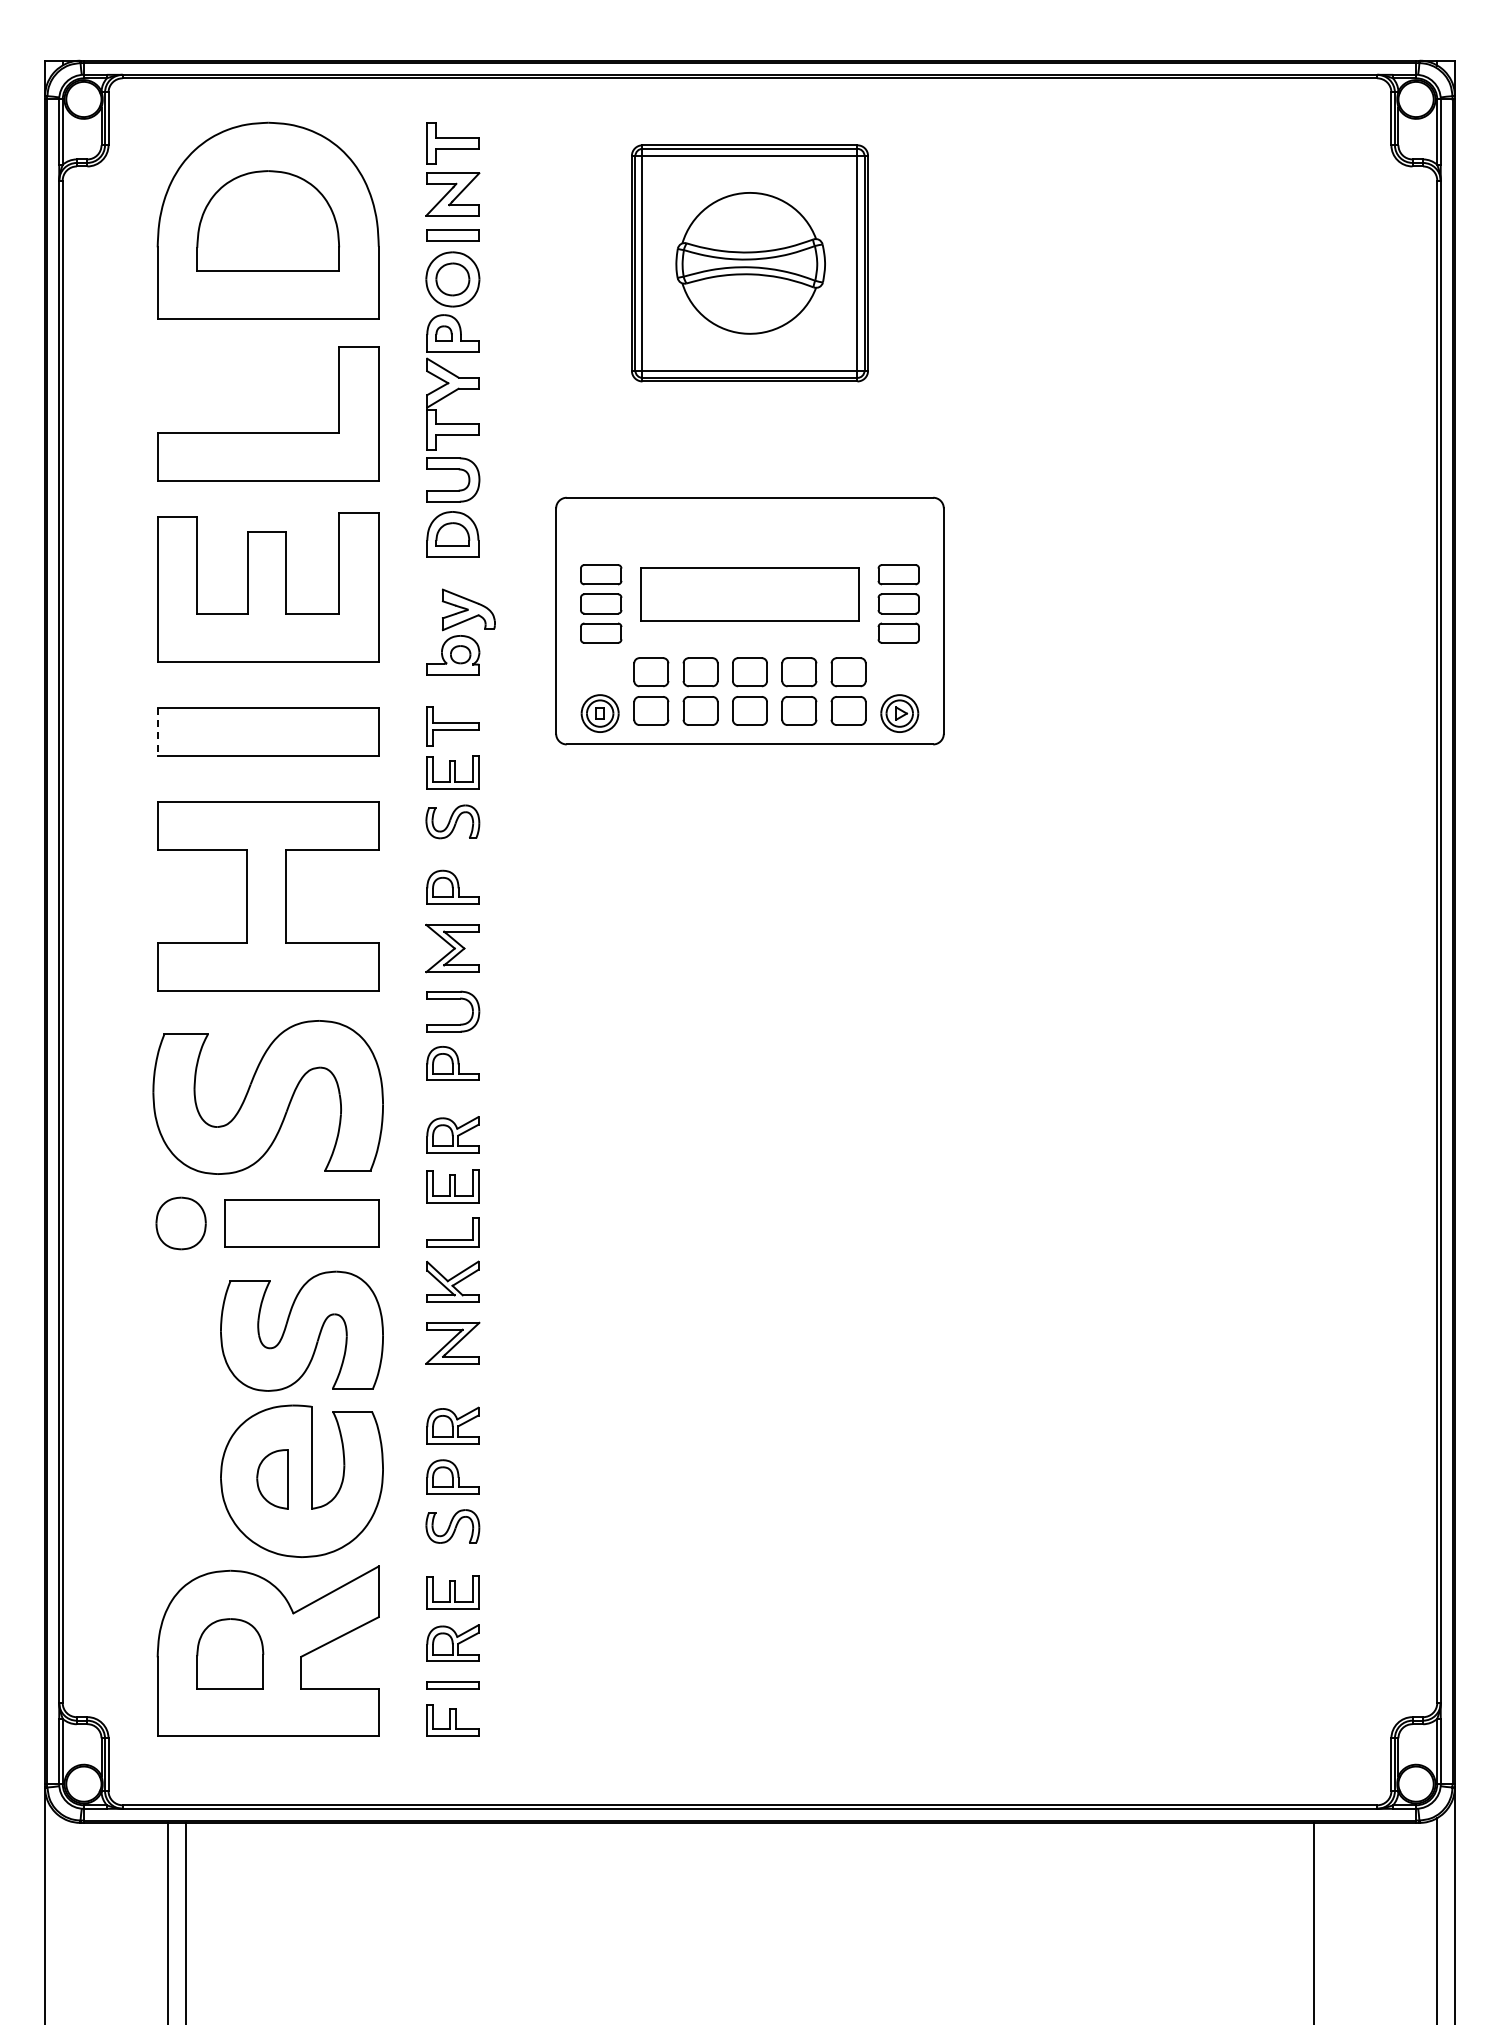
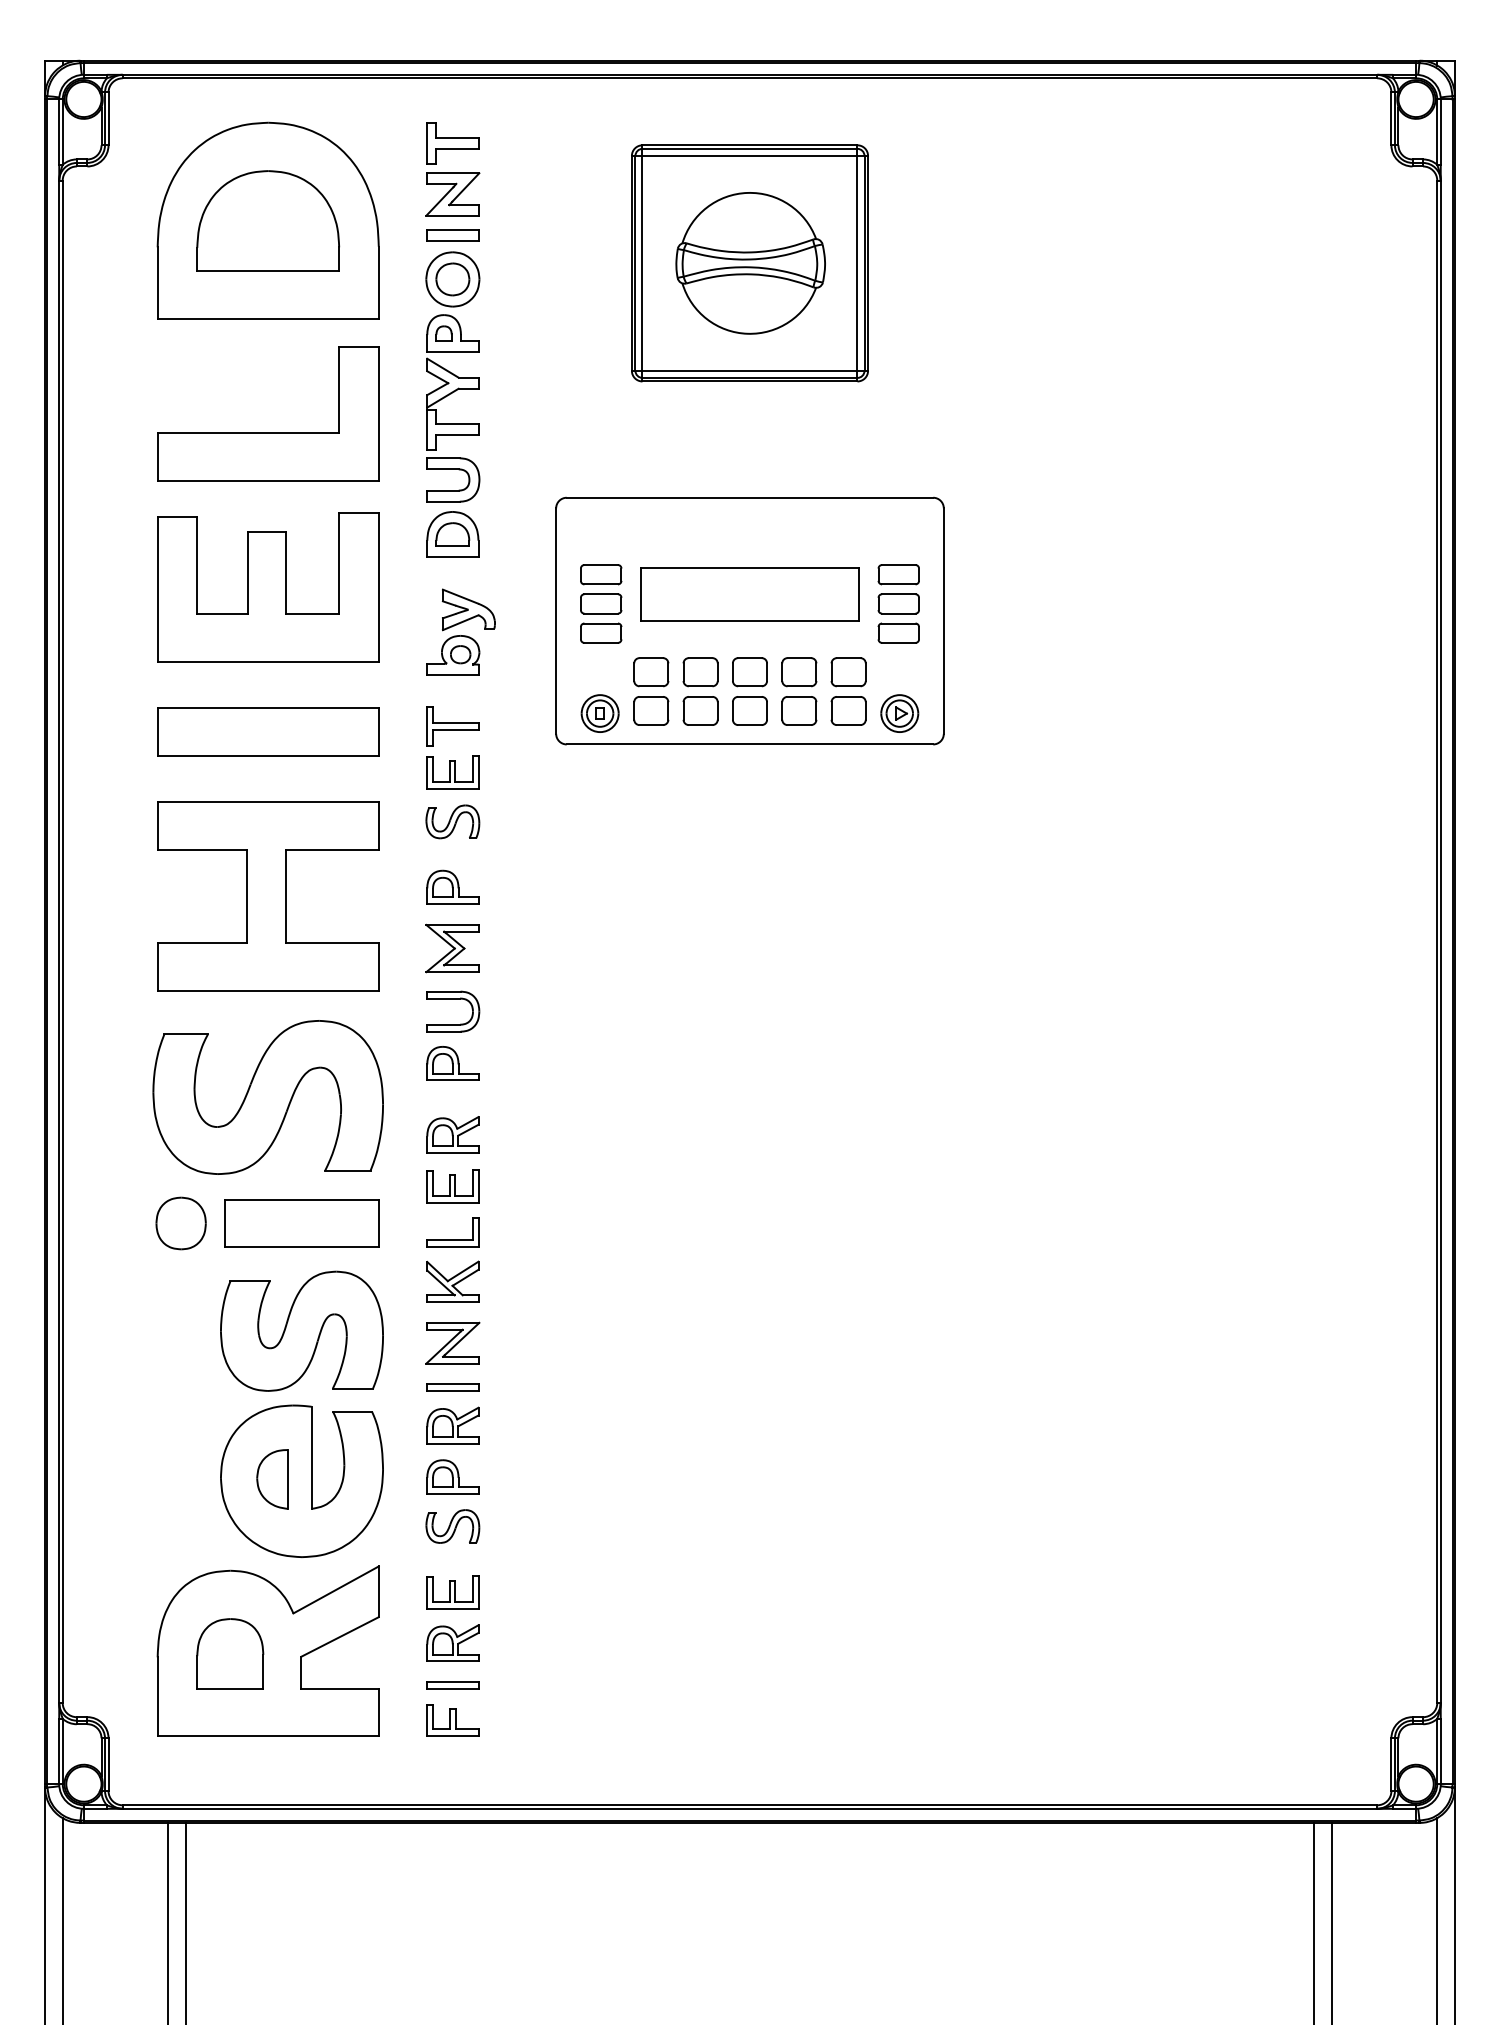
line: dashed -> solid (157, 731)
part: none -> present (452, 1387)
line: none -> present (63, 1919)
line: none -> present (1332, 1921)
